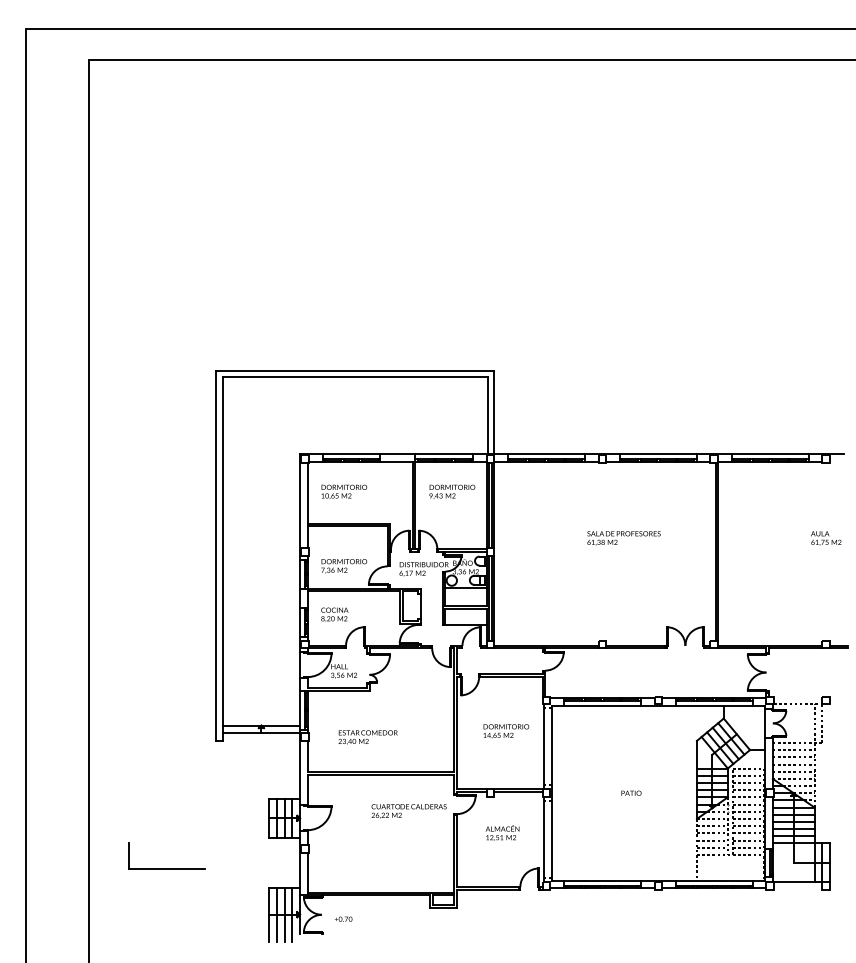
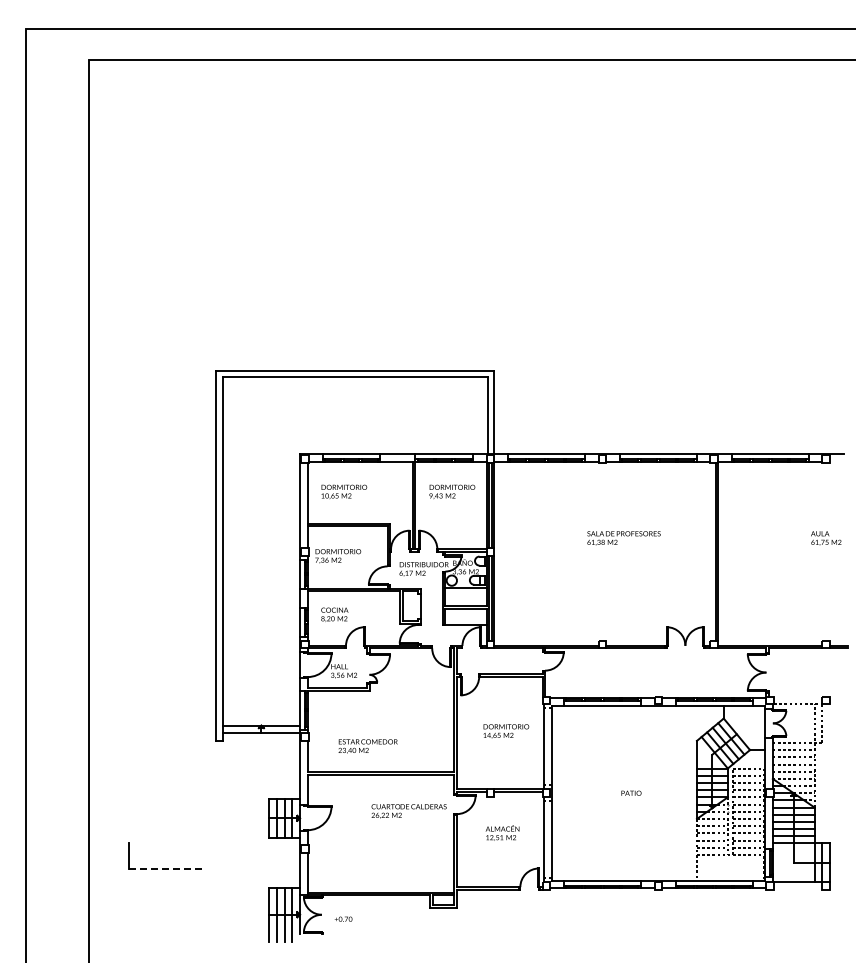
text position: (344, 566) -> (338, 556) (338, 556)
text position: (367, 737) -> (367, 746) (367, 746)
line: solid -> dashed (167, 869)
